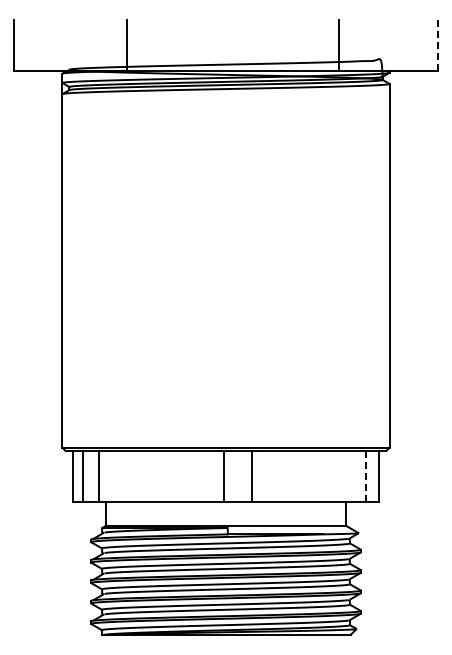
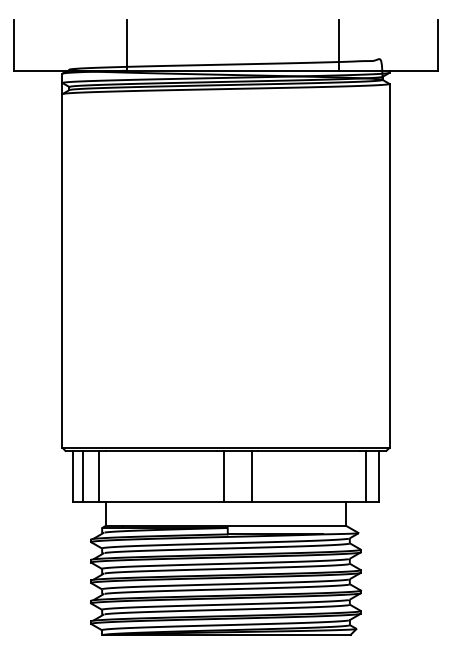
line: dashed -> solid (438, 45)
line: dashed -> solid (366, 476)
